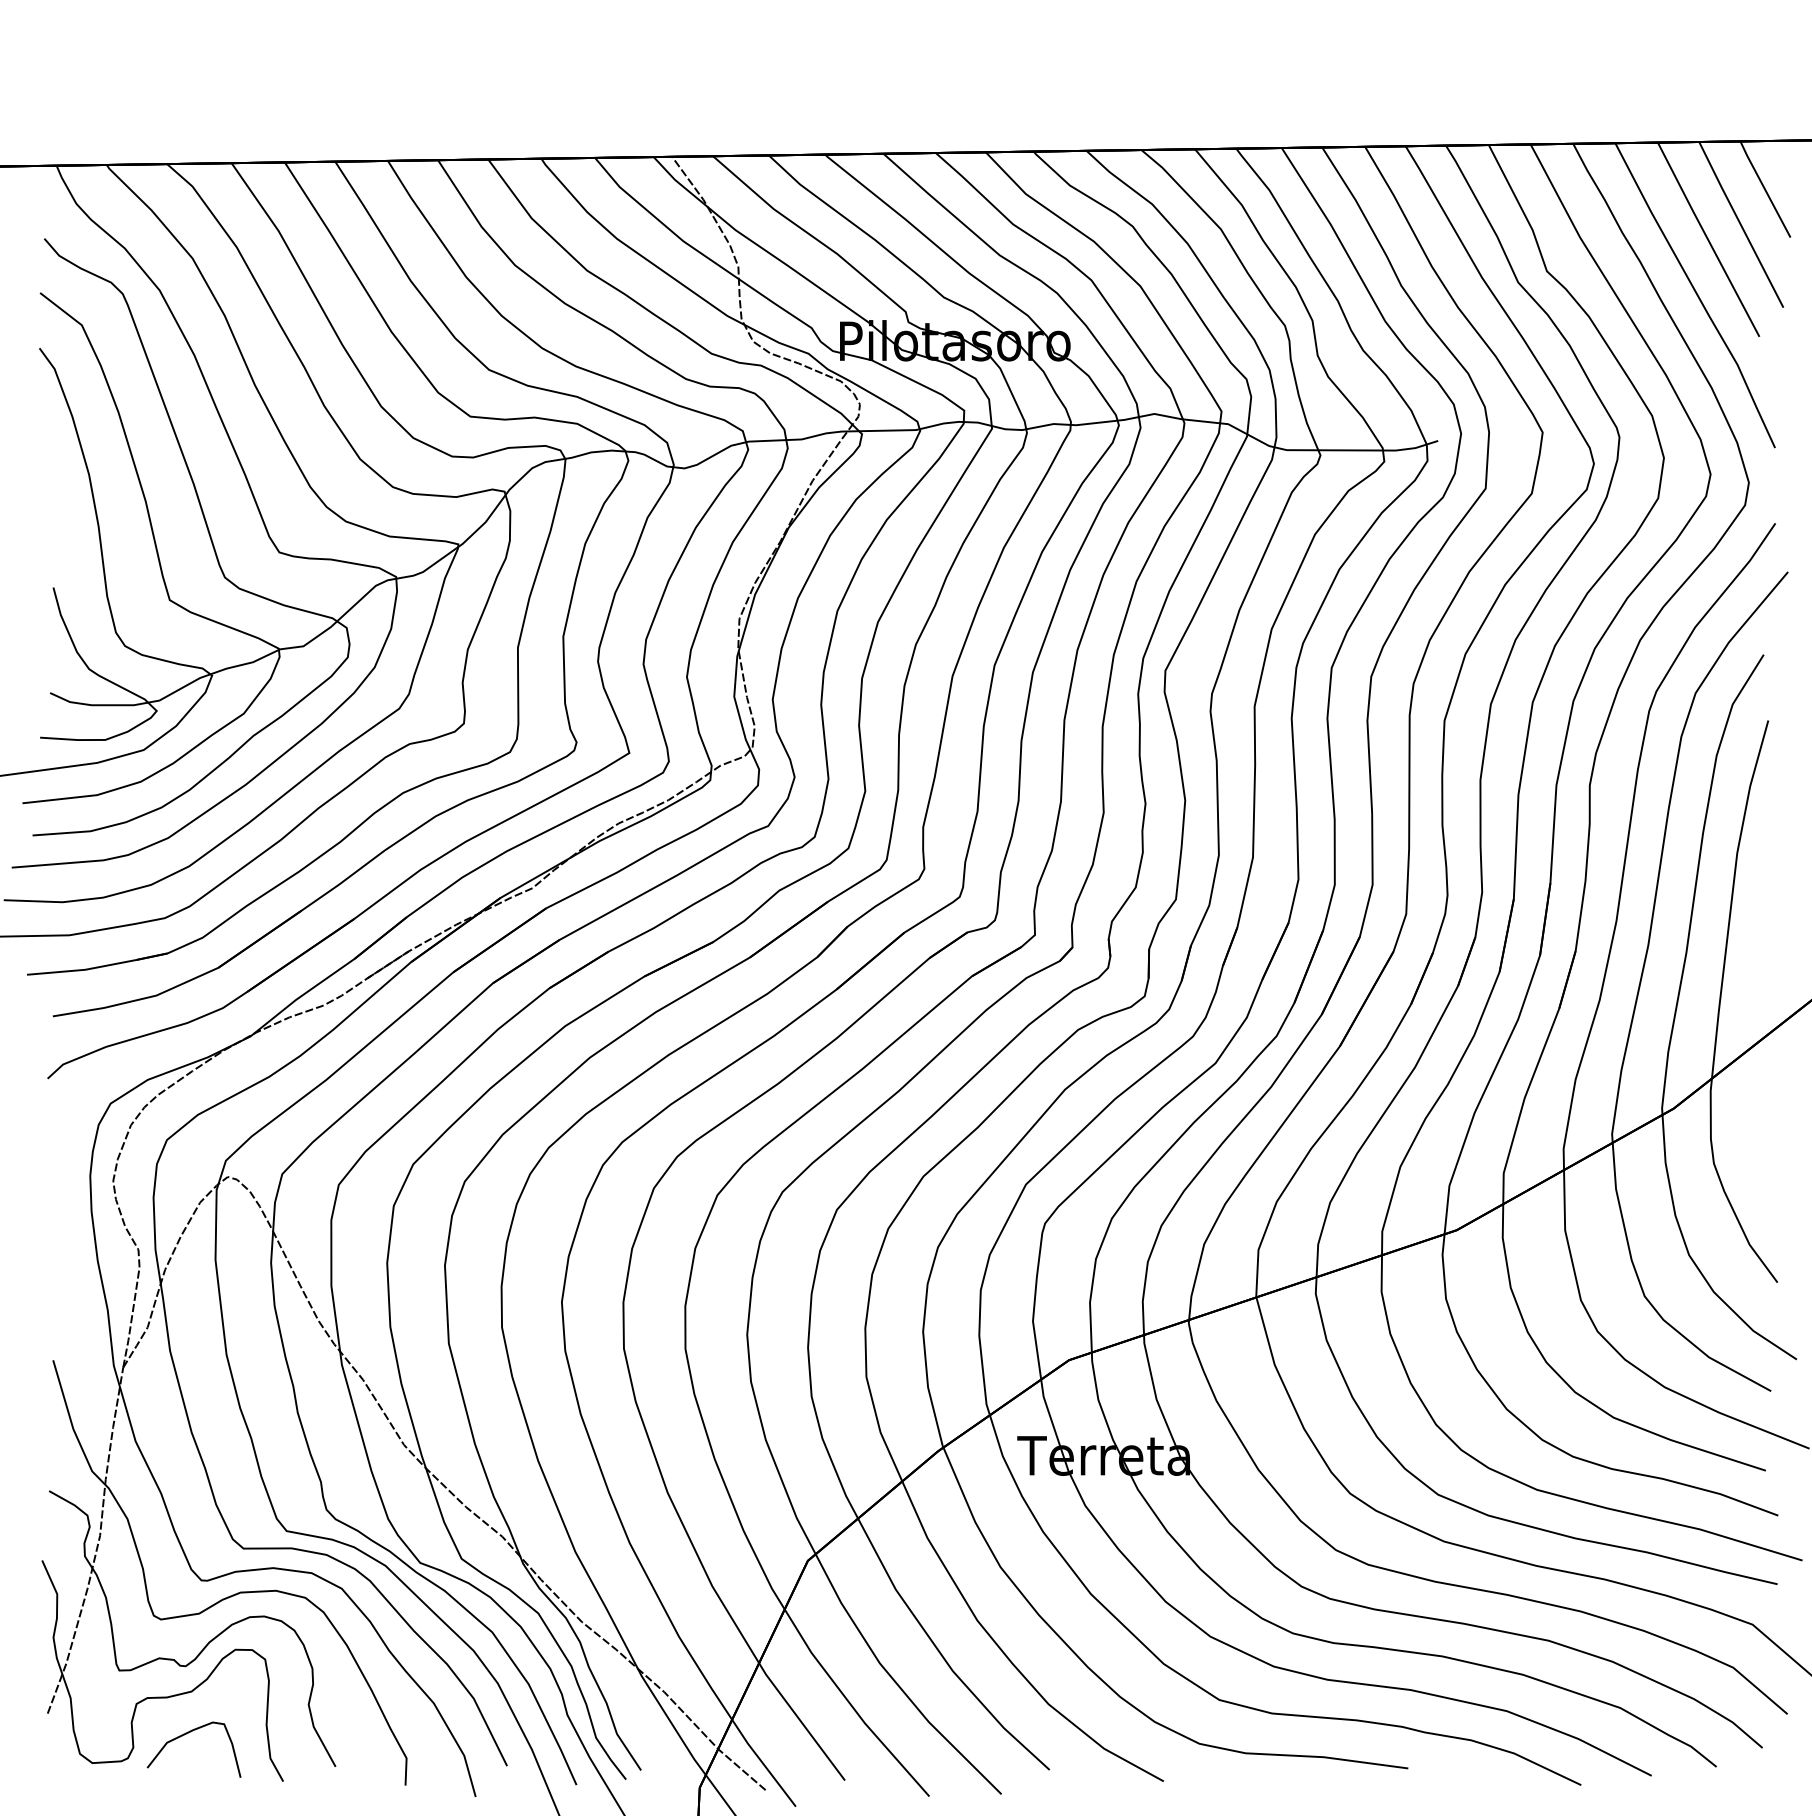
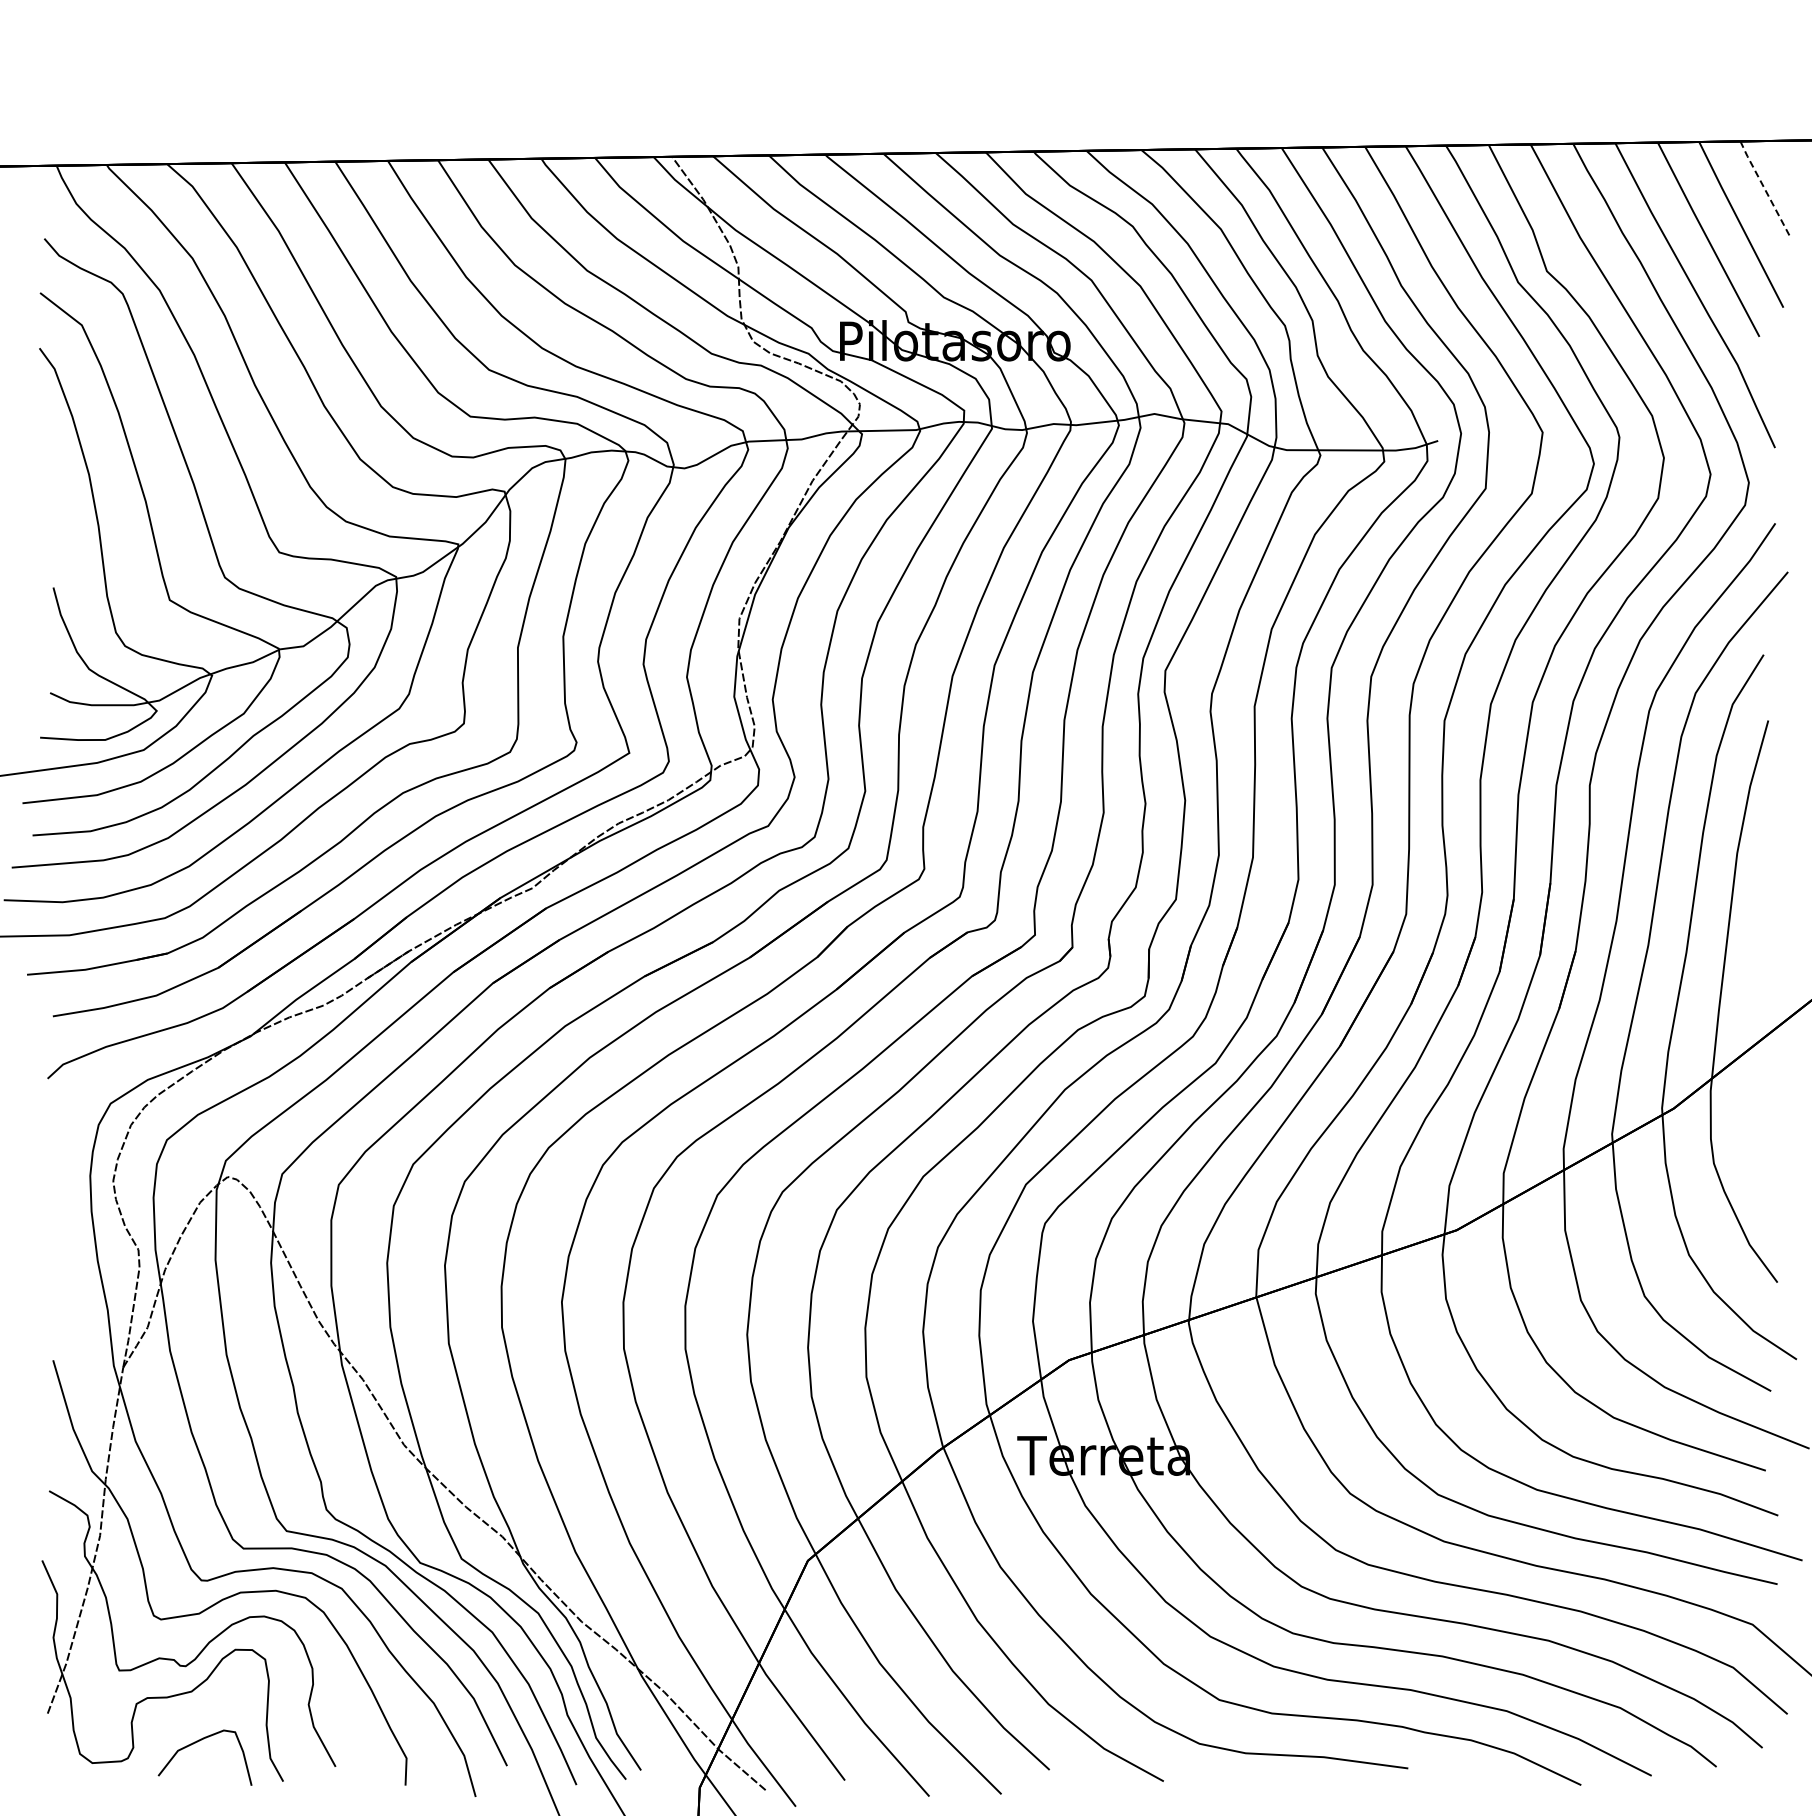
line: solid -> dashed (1765, 189)
curve position: (186, 1734) -> (197, 1742) (197, 1742)
